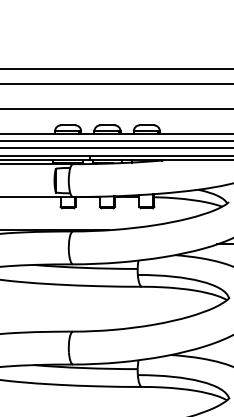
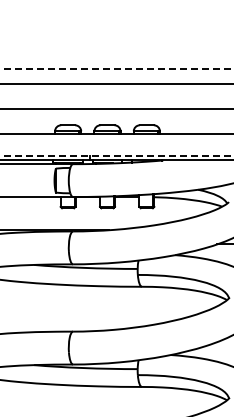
line: solid -> dashed (116, 68)
line: present -> none (116, 141)
line: present -> none (116, 148)
line: solid -> dashed (116, 155)
